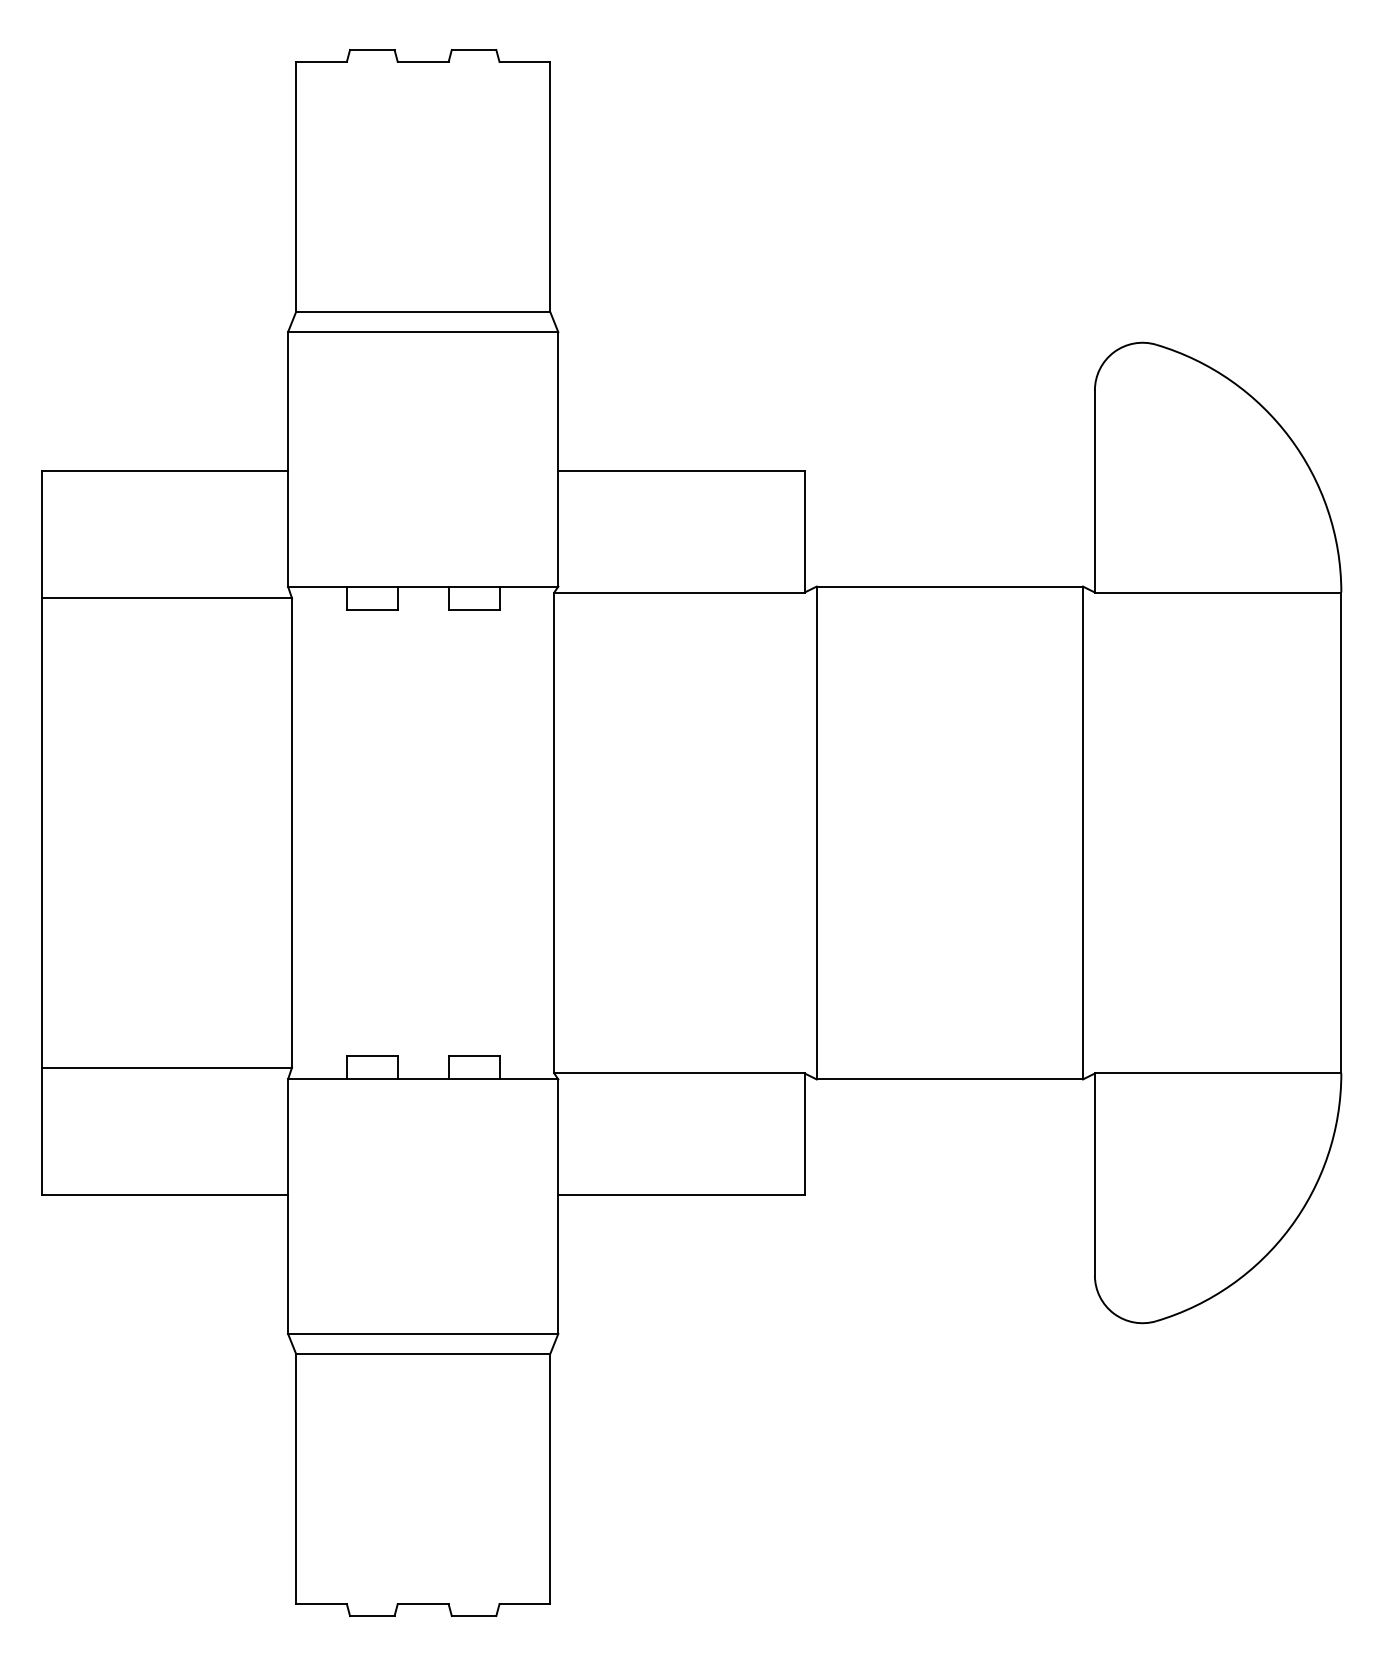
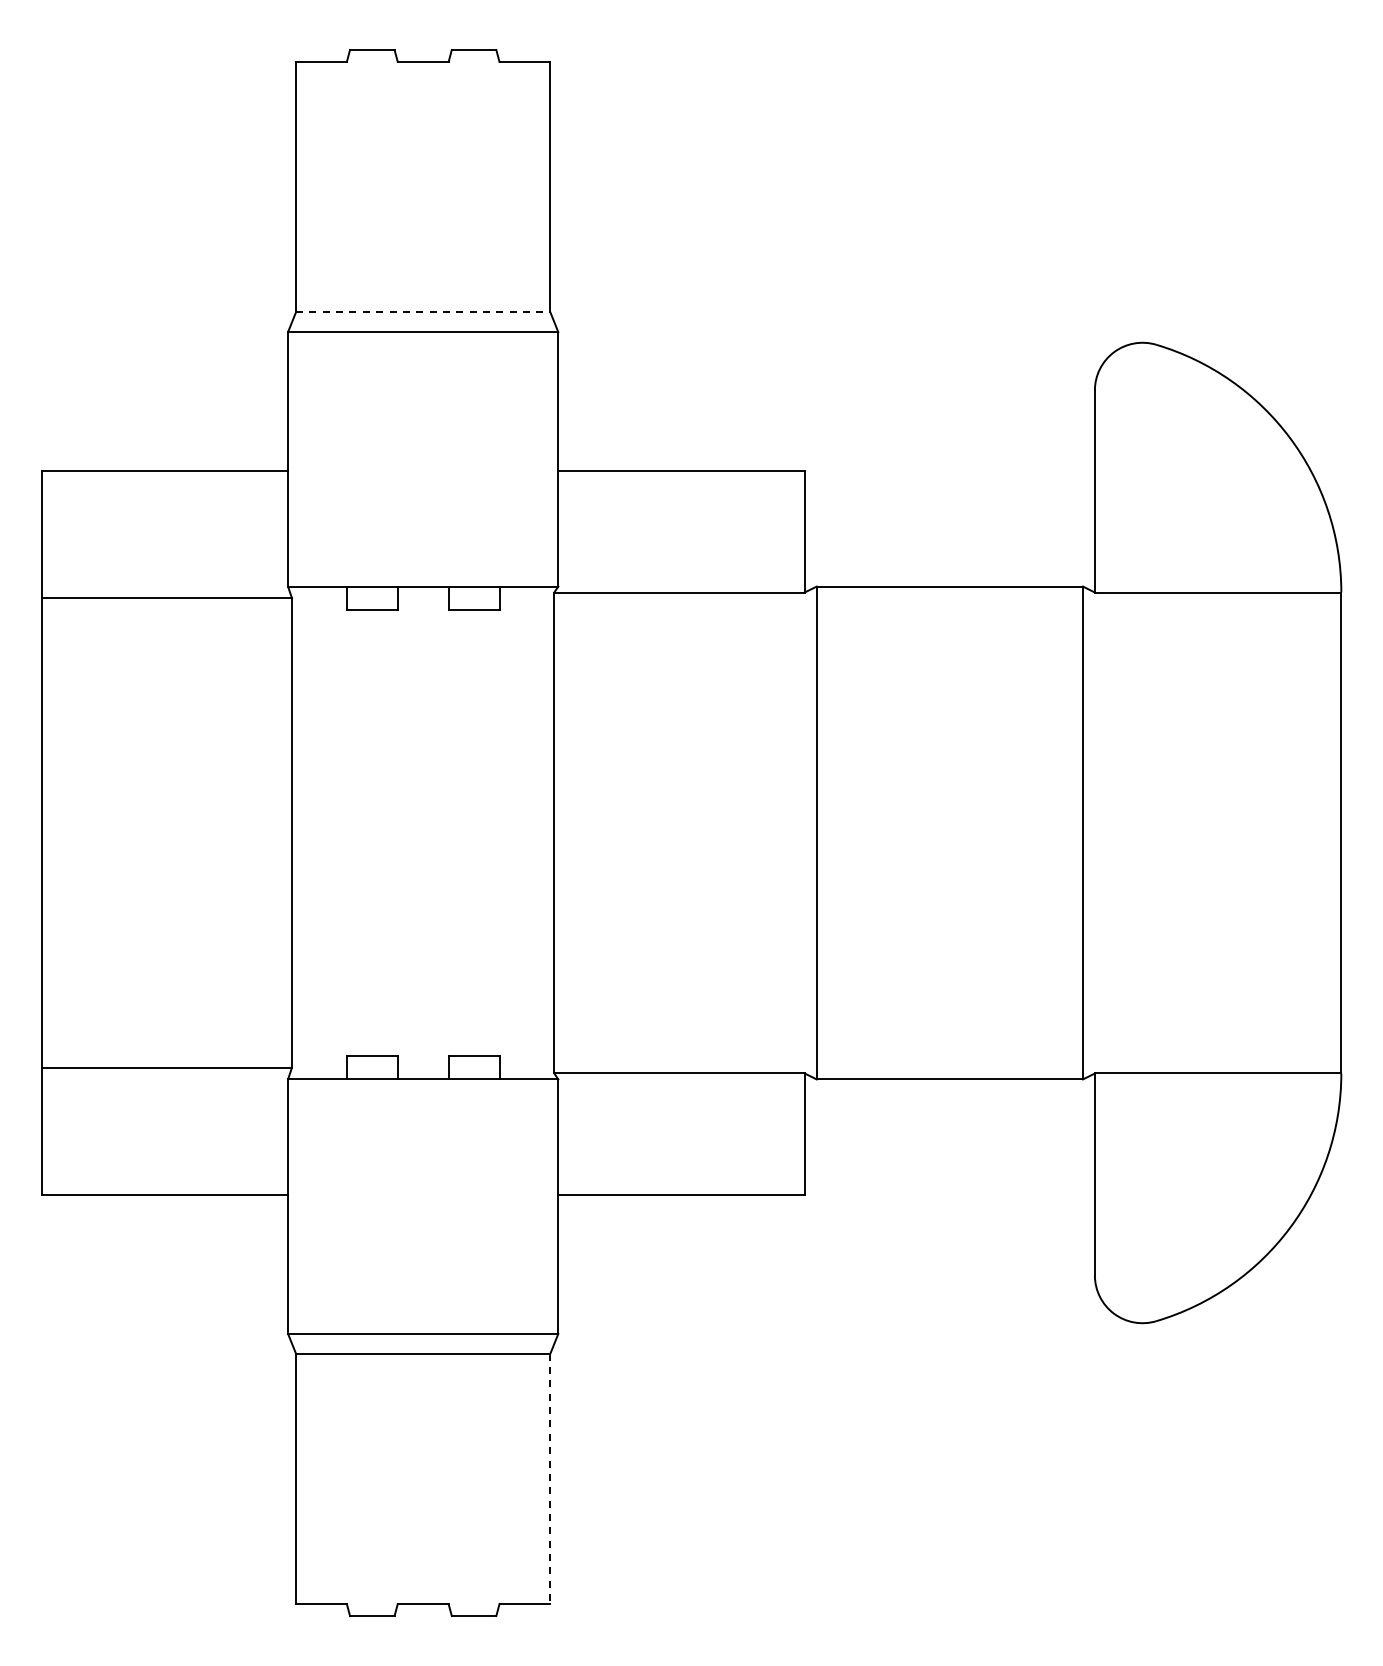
line: solid -> dashed (423, 312)
line: solid -> dashed (550, 1479)
